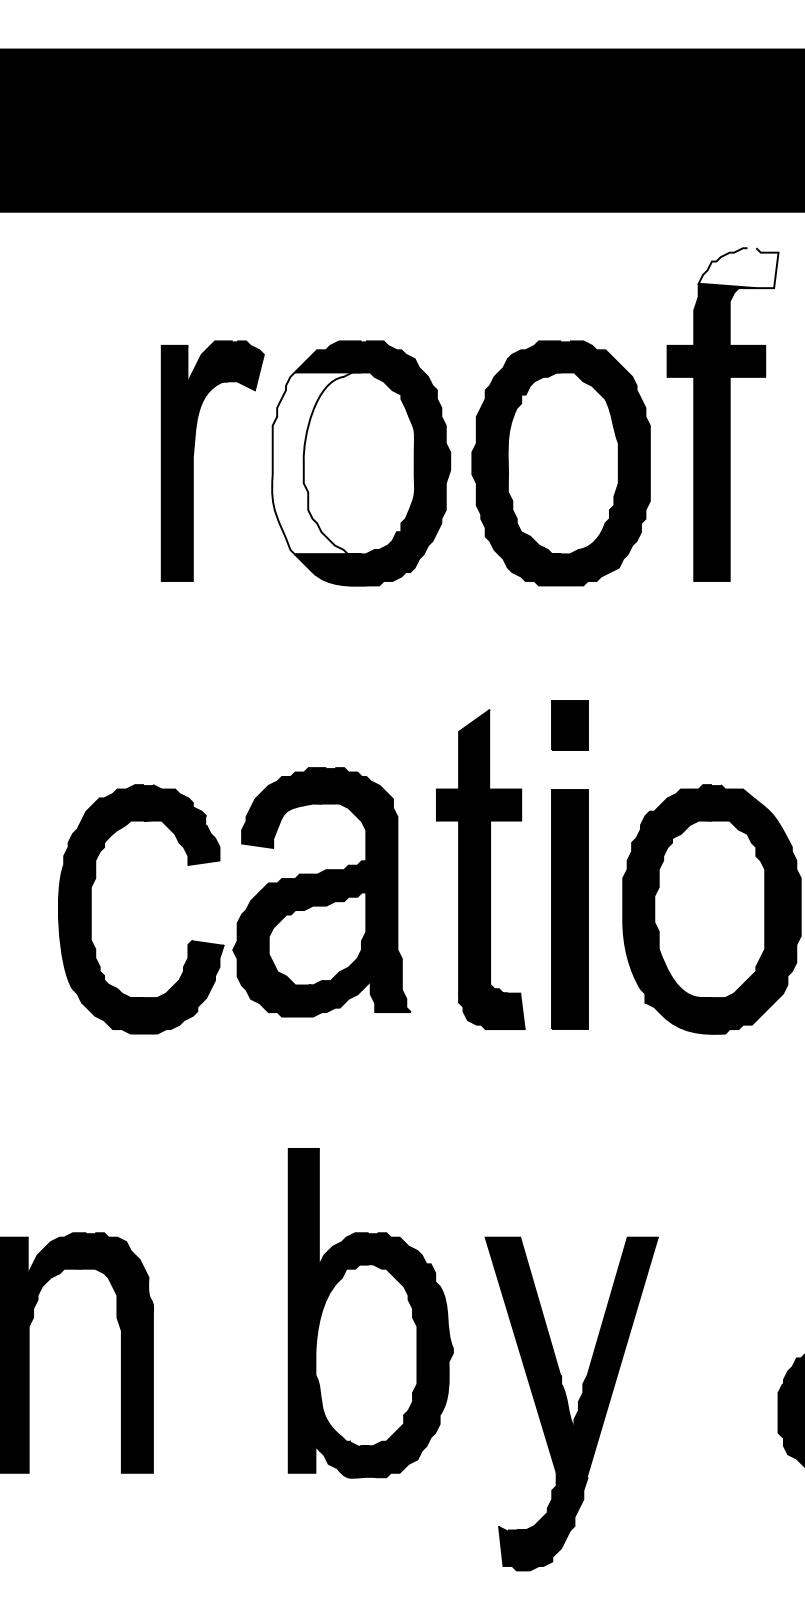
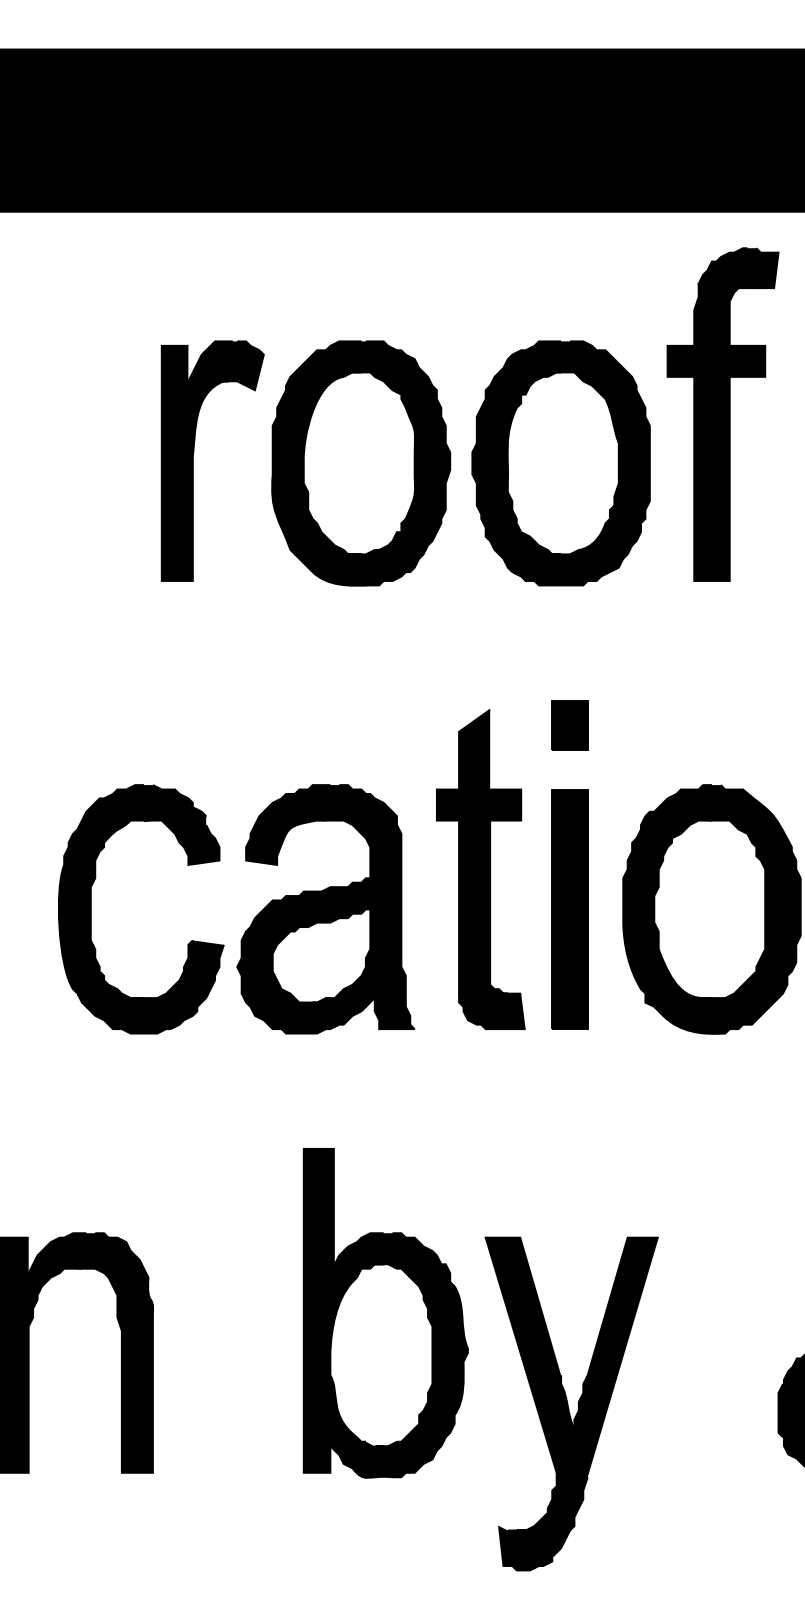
fill: none -> present (738, 268)
fill: none -> present (316, 463)
part position: (321, 892) -> (325, 909) (325, 909)
part position: (370, 1313) -> (385, 1313) (385, 1313)
